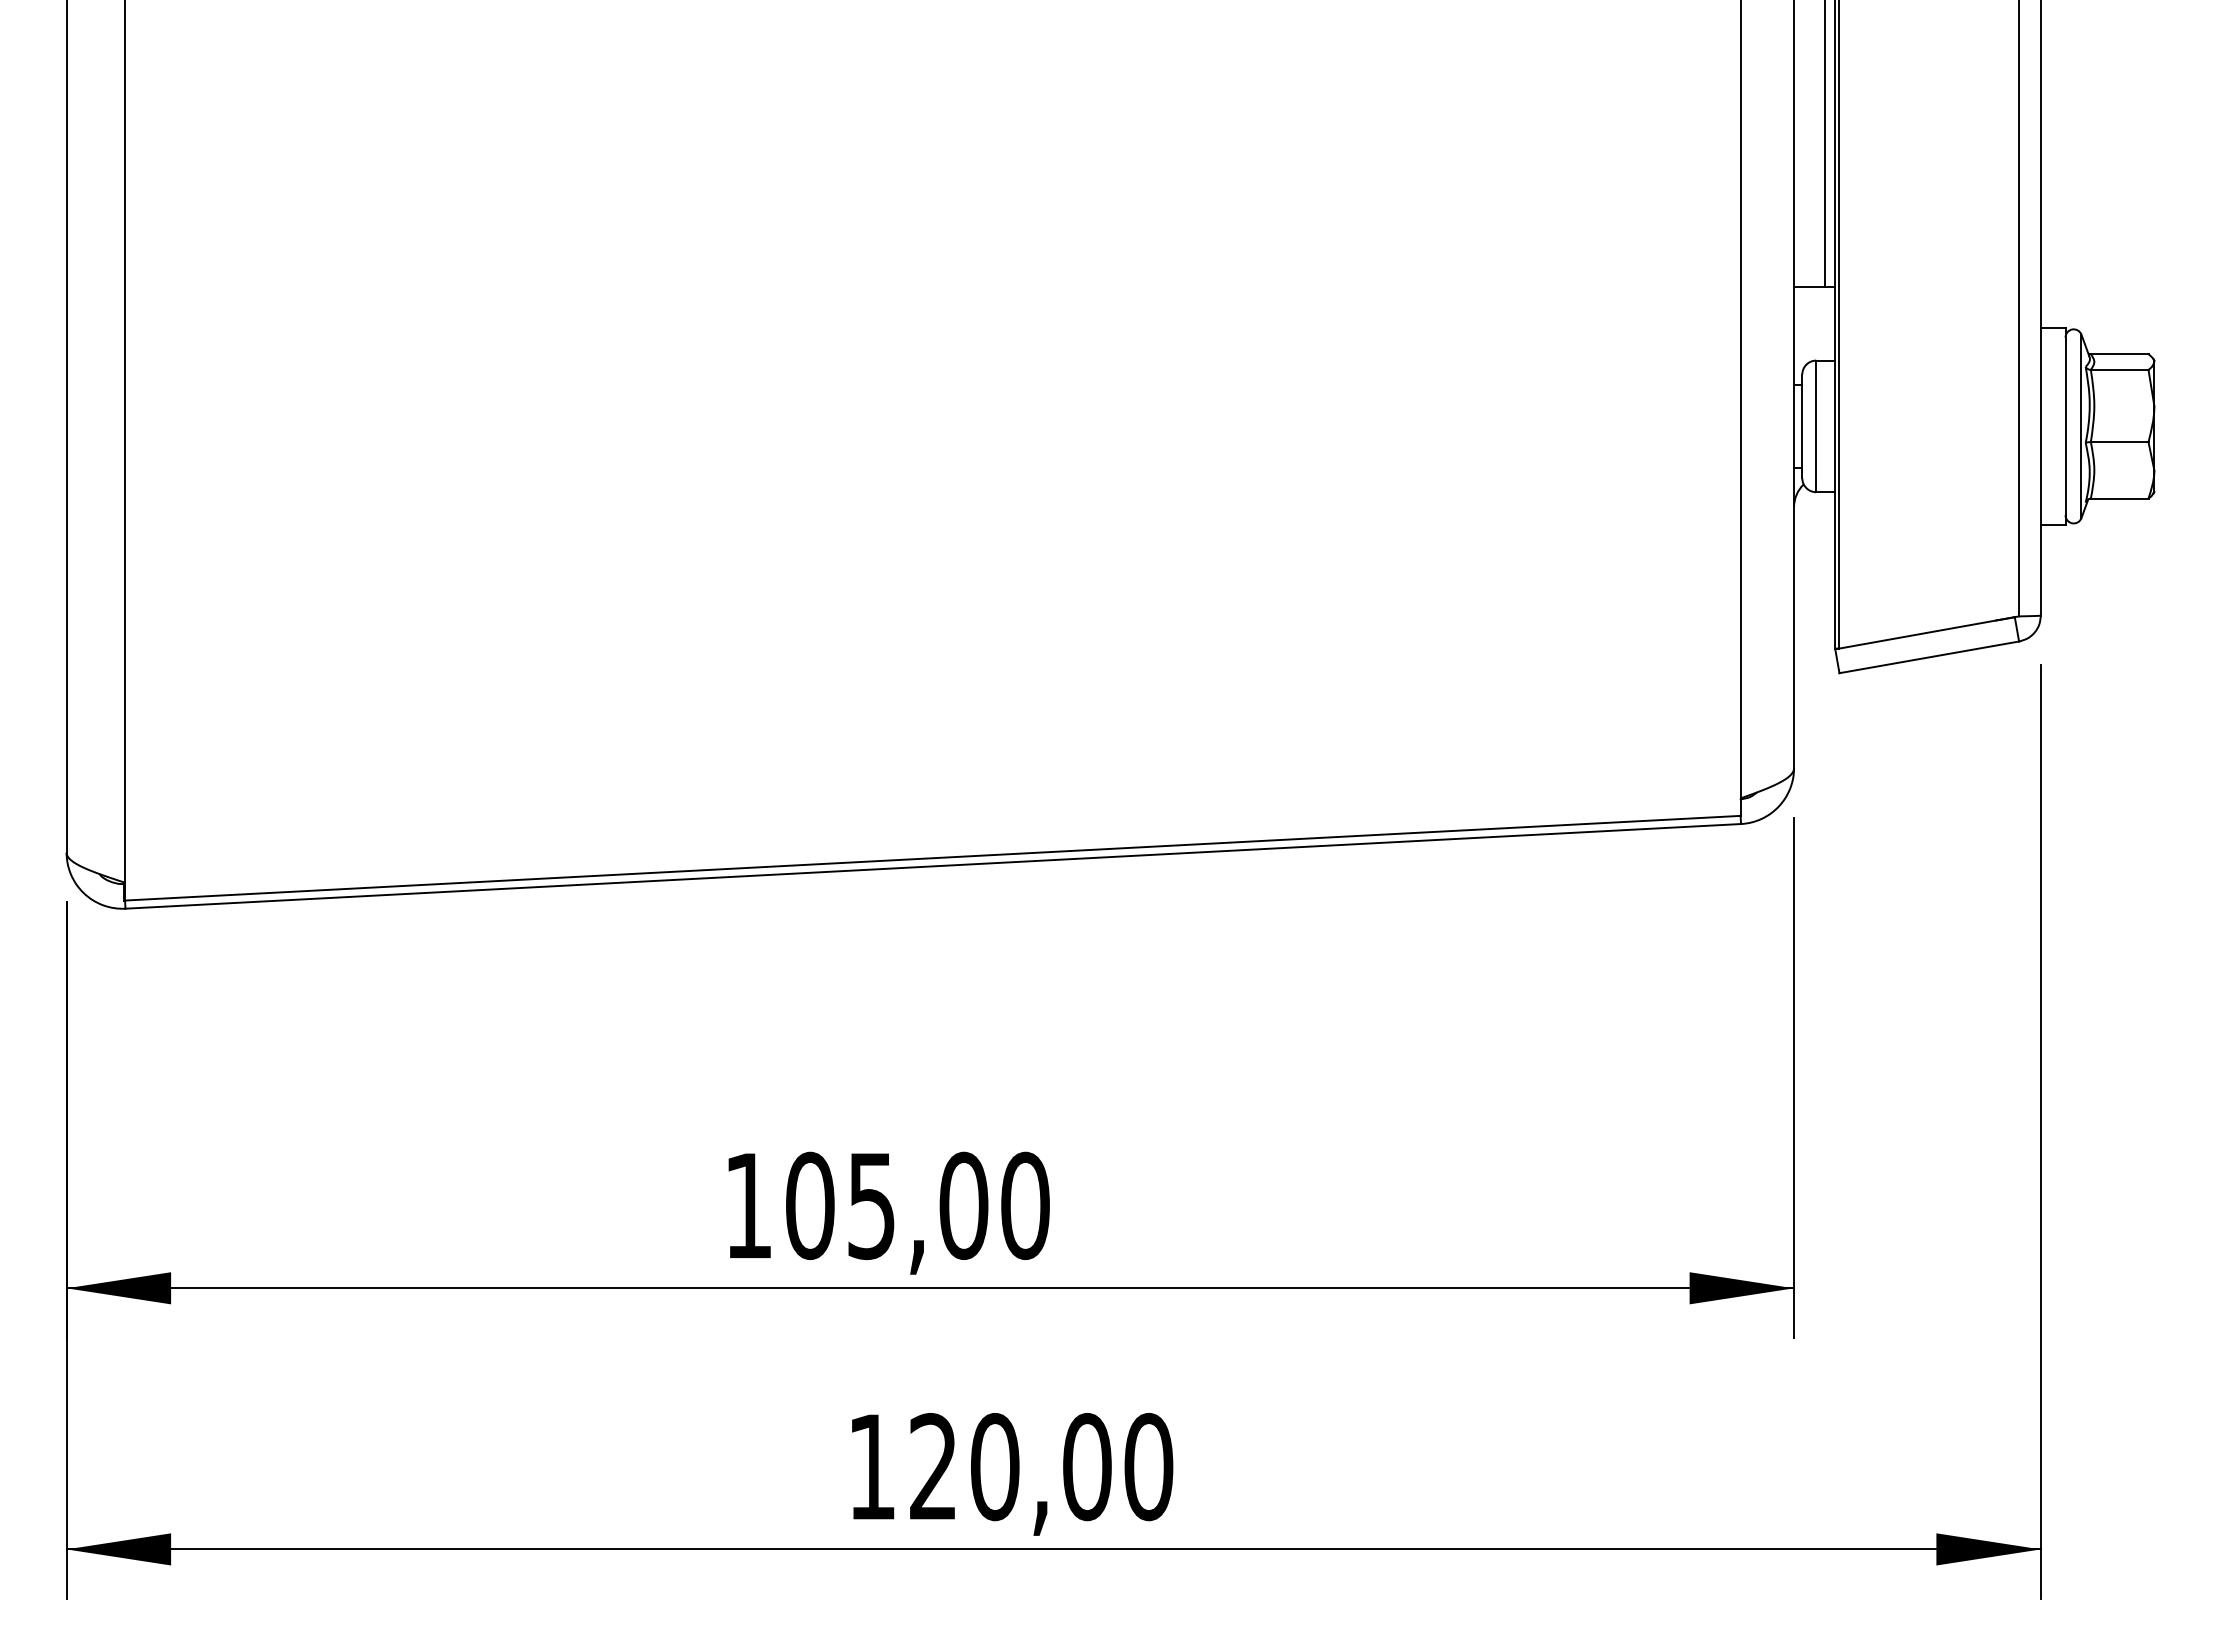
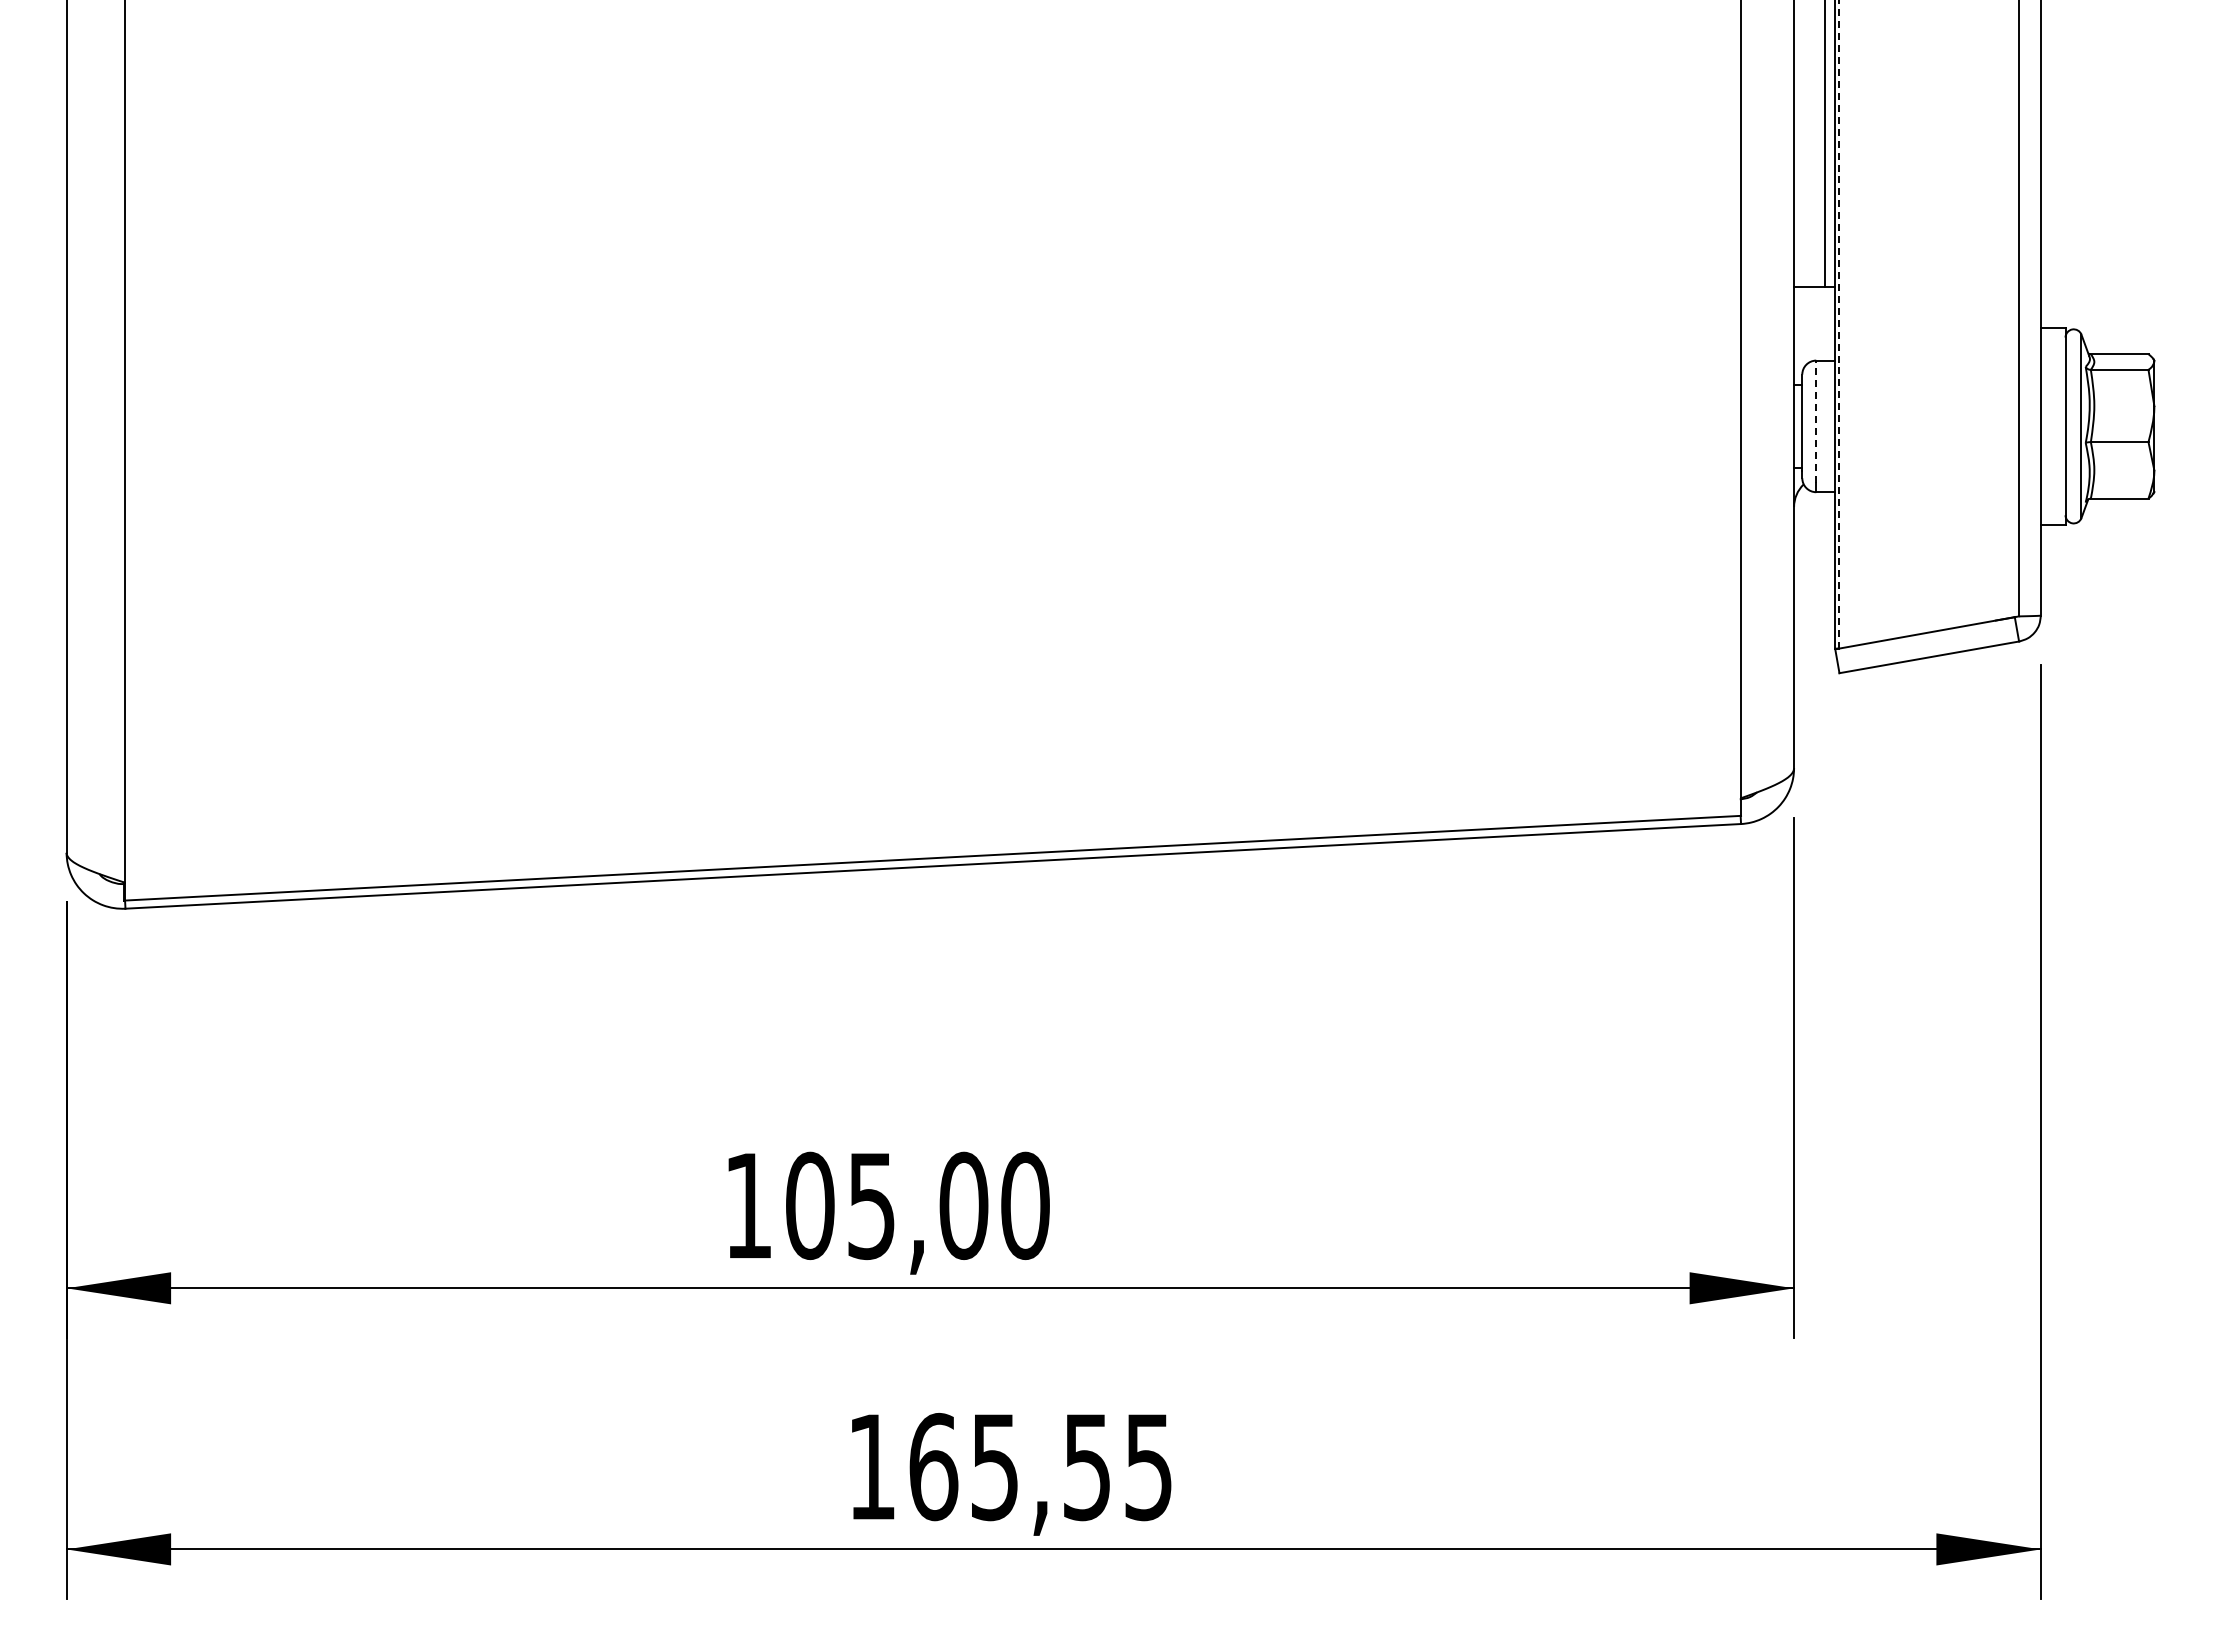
line: solid -> dashed (1839, 324)
line: solid -> dashed (1816, 421)
text: 120,00 -> 165,55 (1041, 1466)
